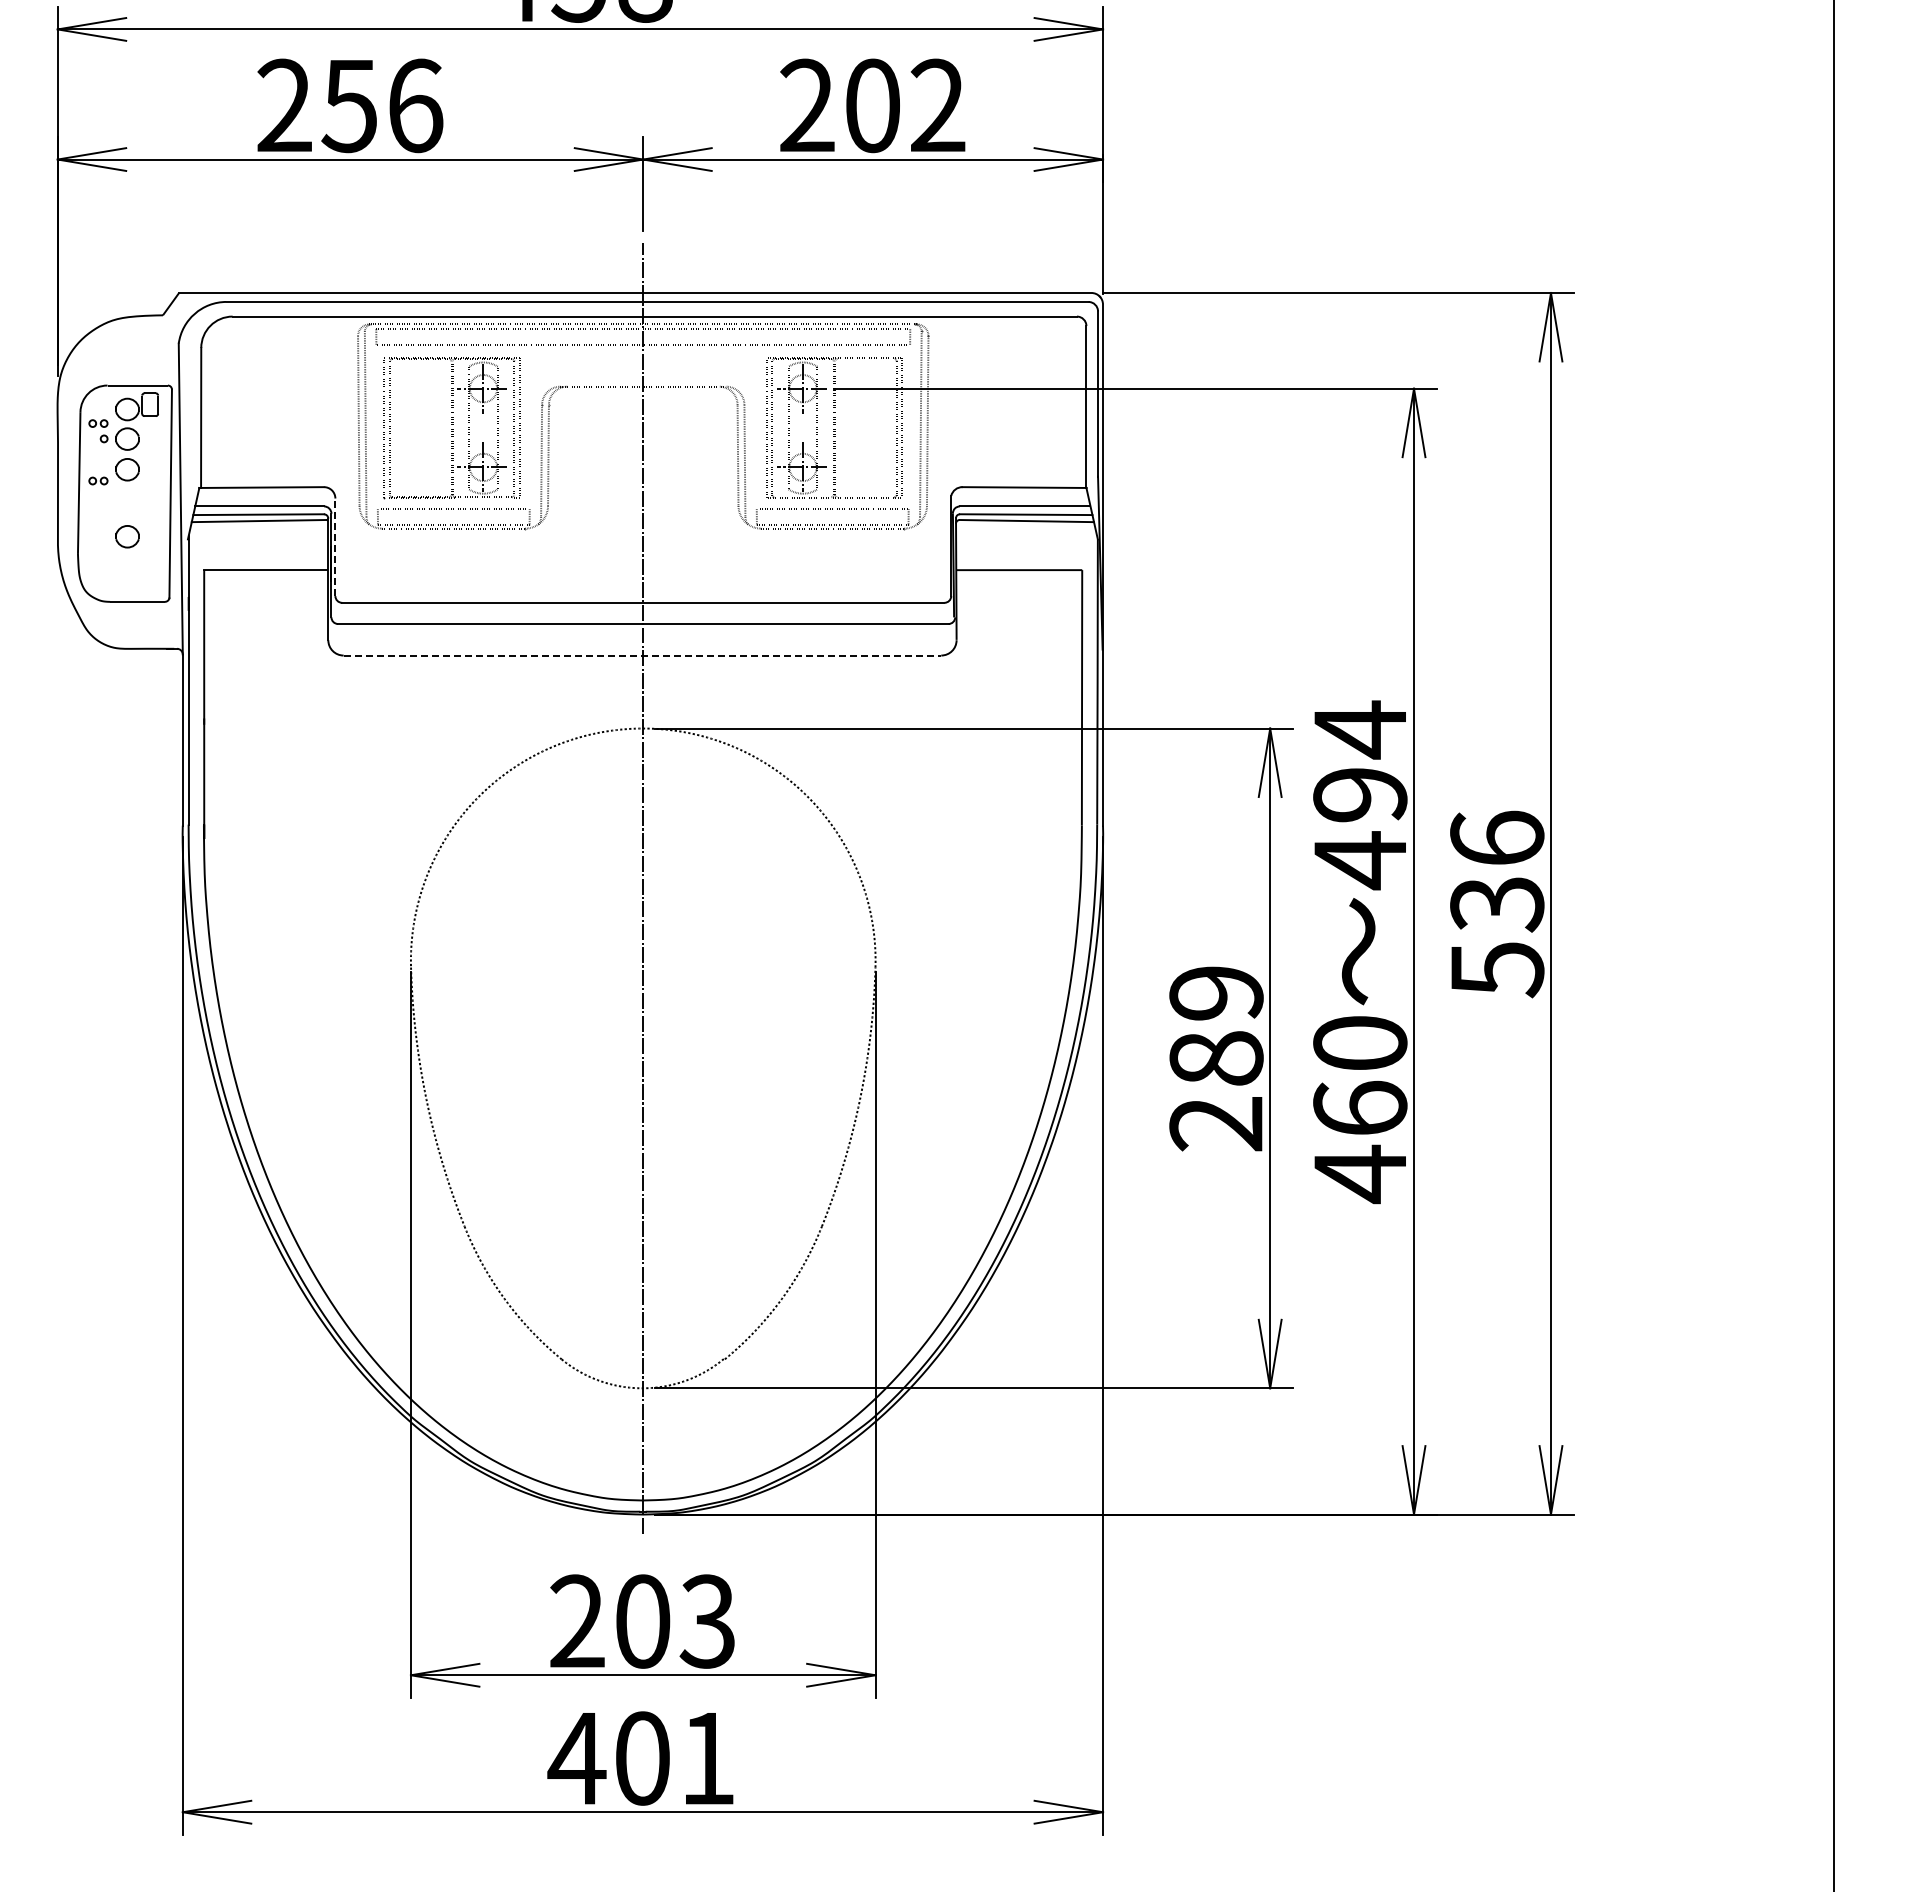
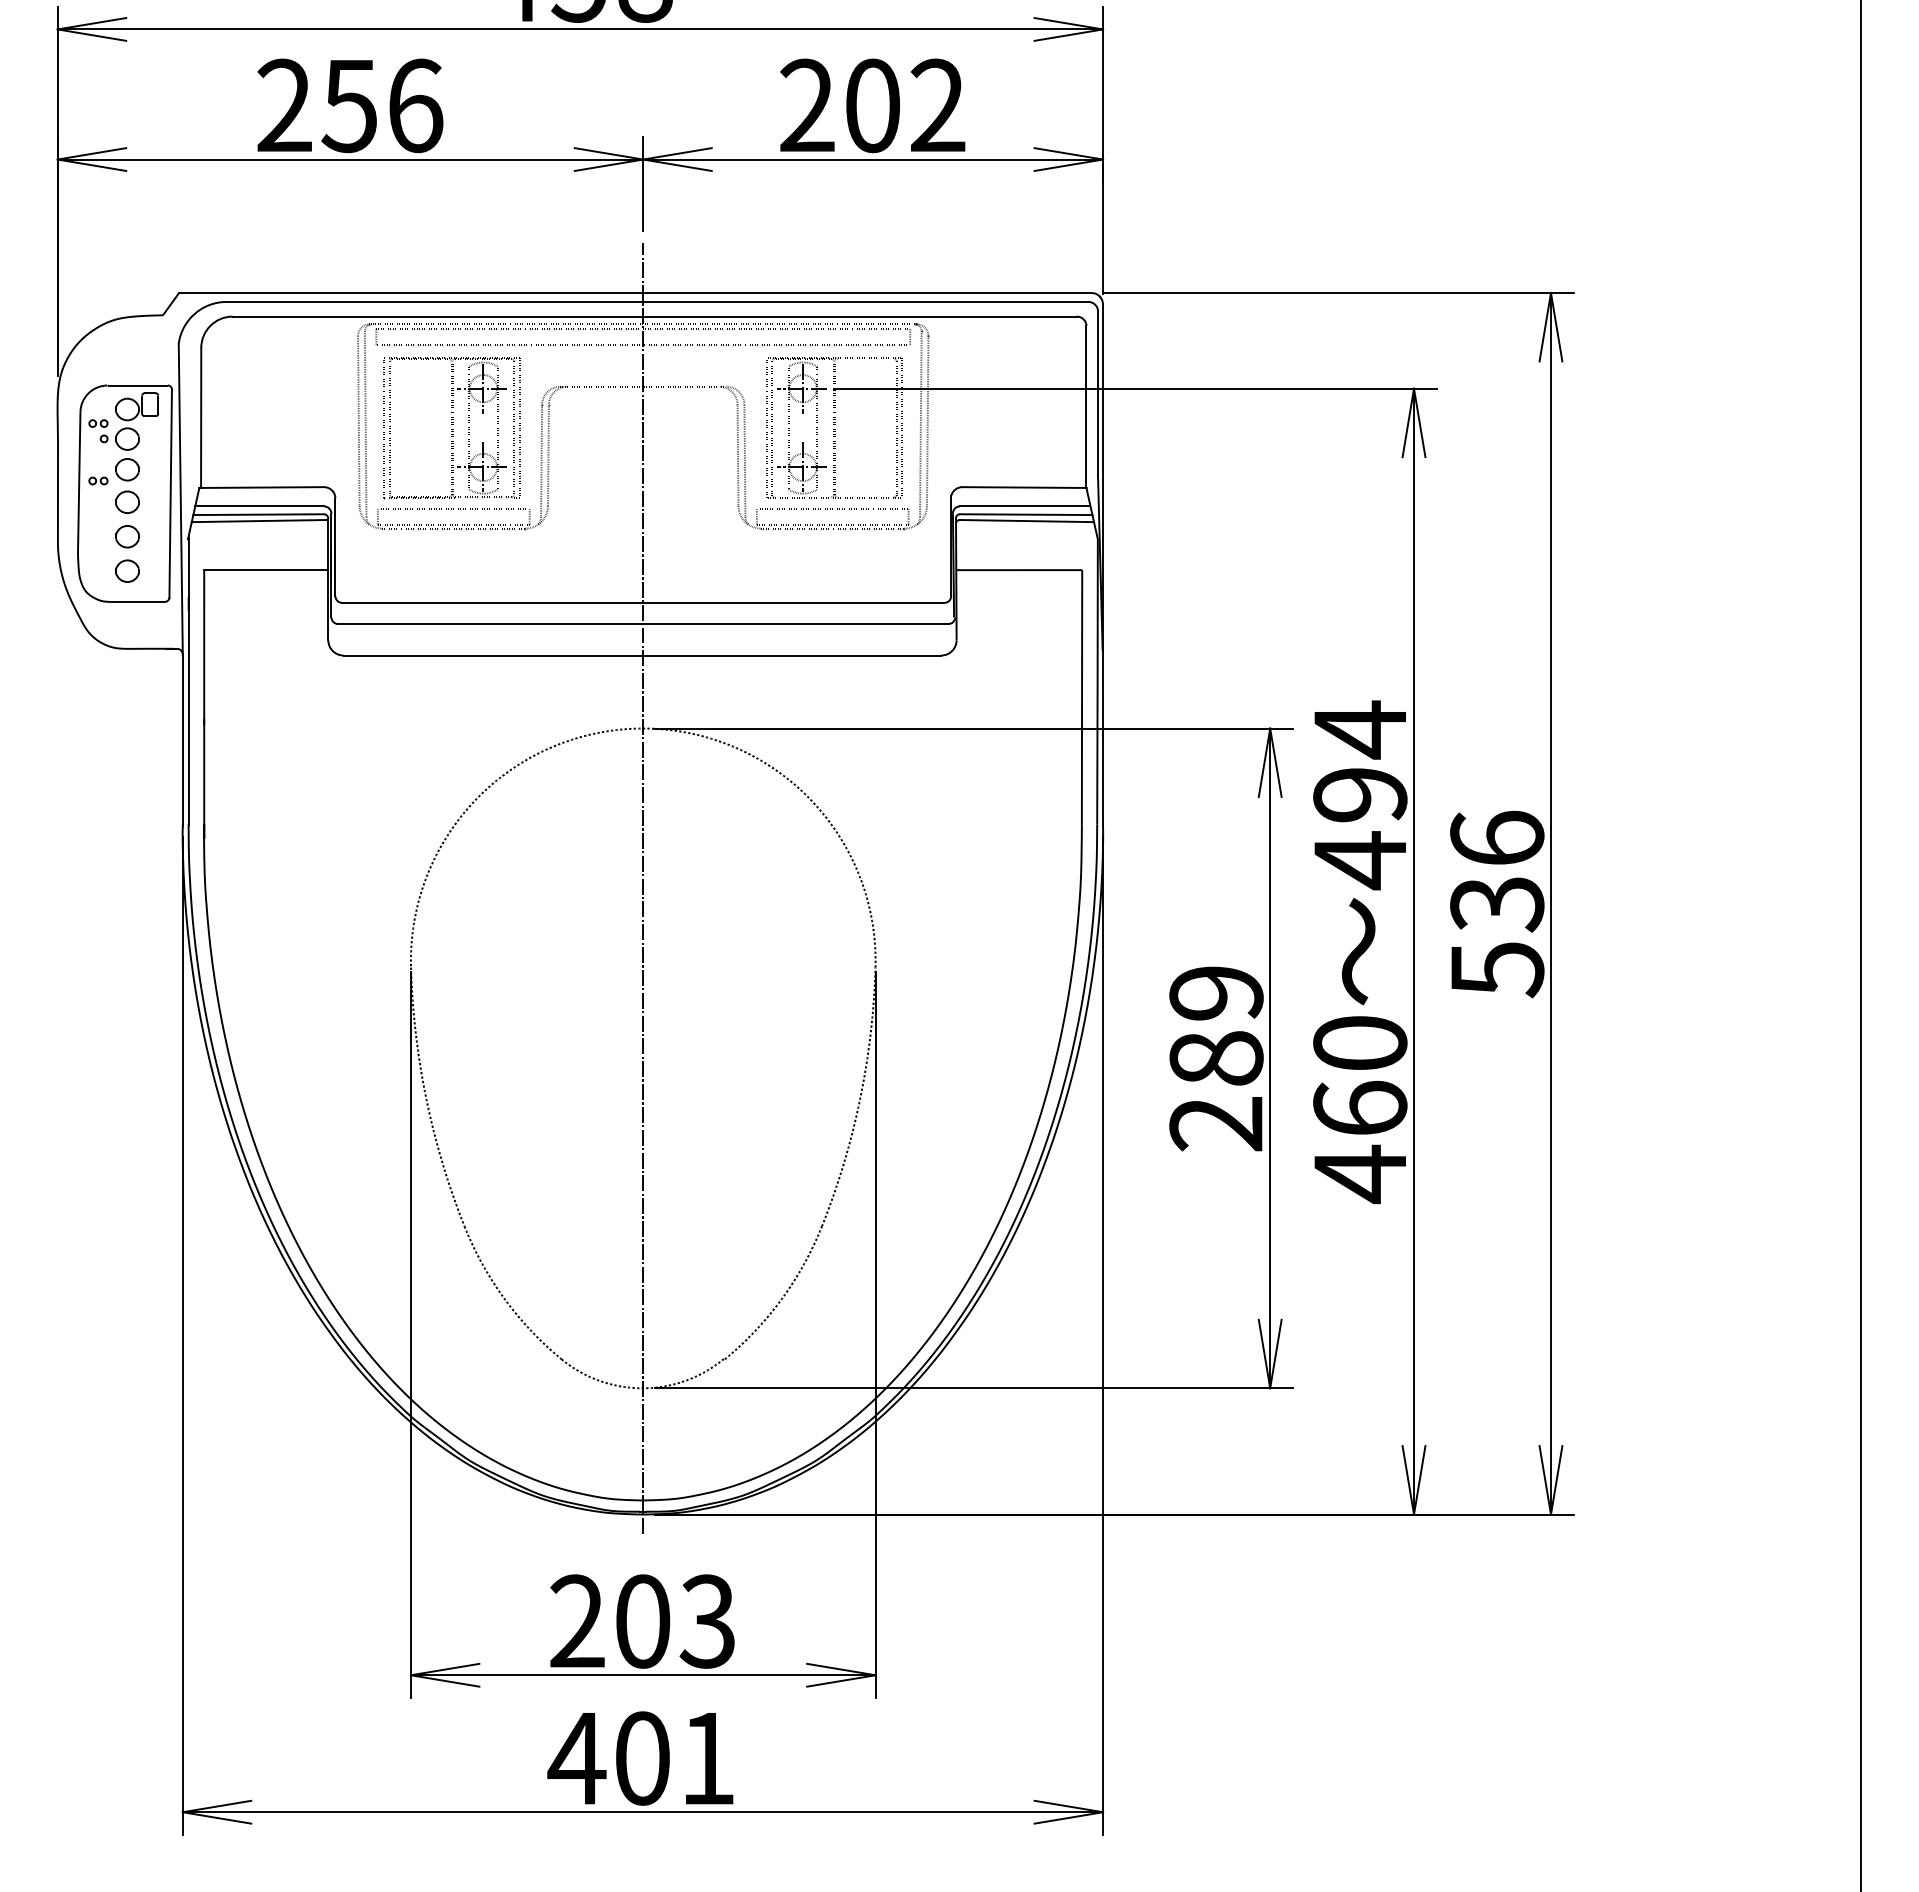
part: none -> present (127, 501)
line: dashed -> solid (335, 547)
part: none -> present (127, 570)
line: dashed -> solid (642, 655)
line position: (1834, 945) -> (1861, 945) (1861, 945)
